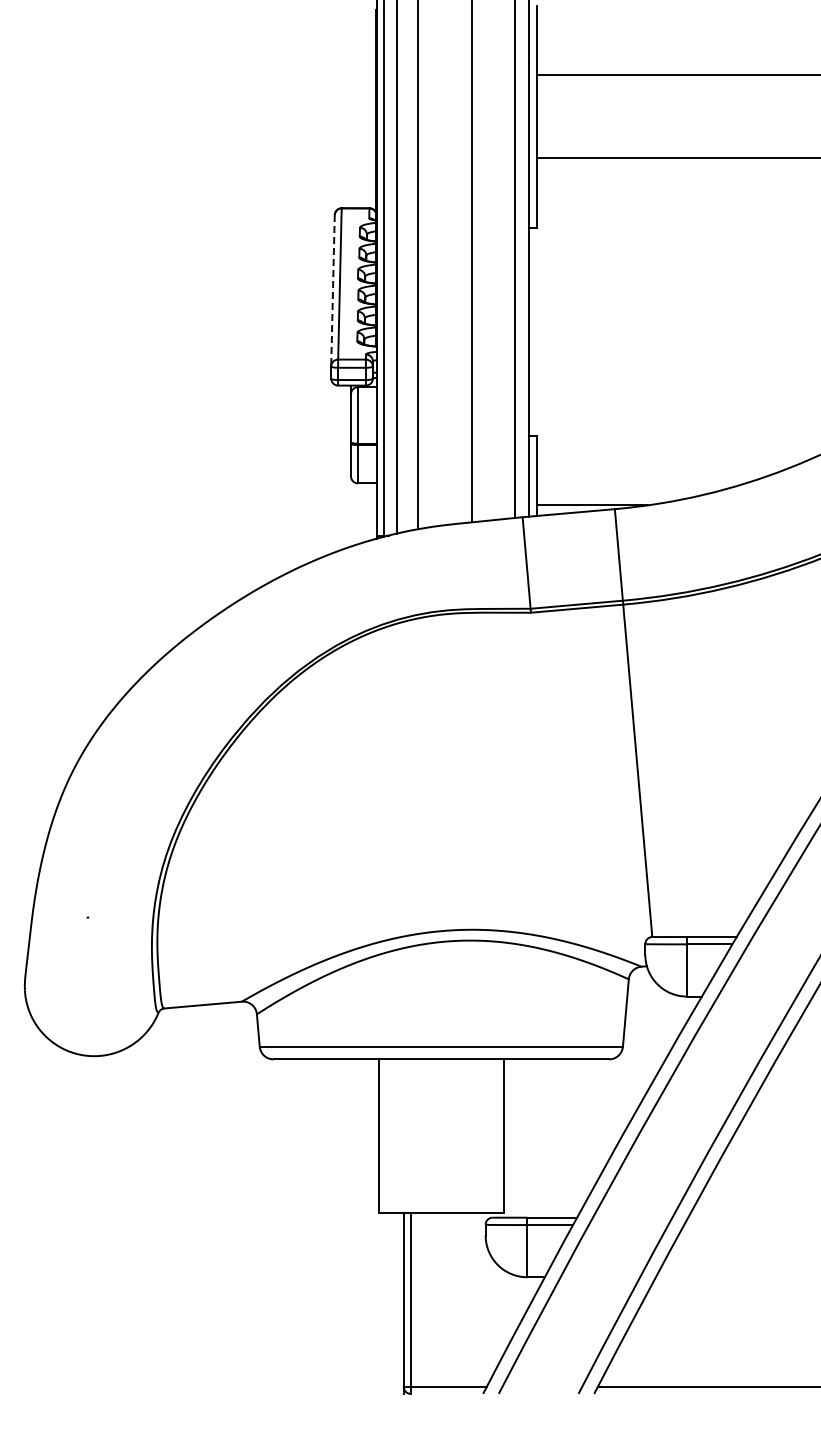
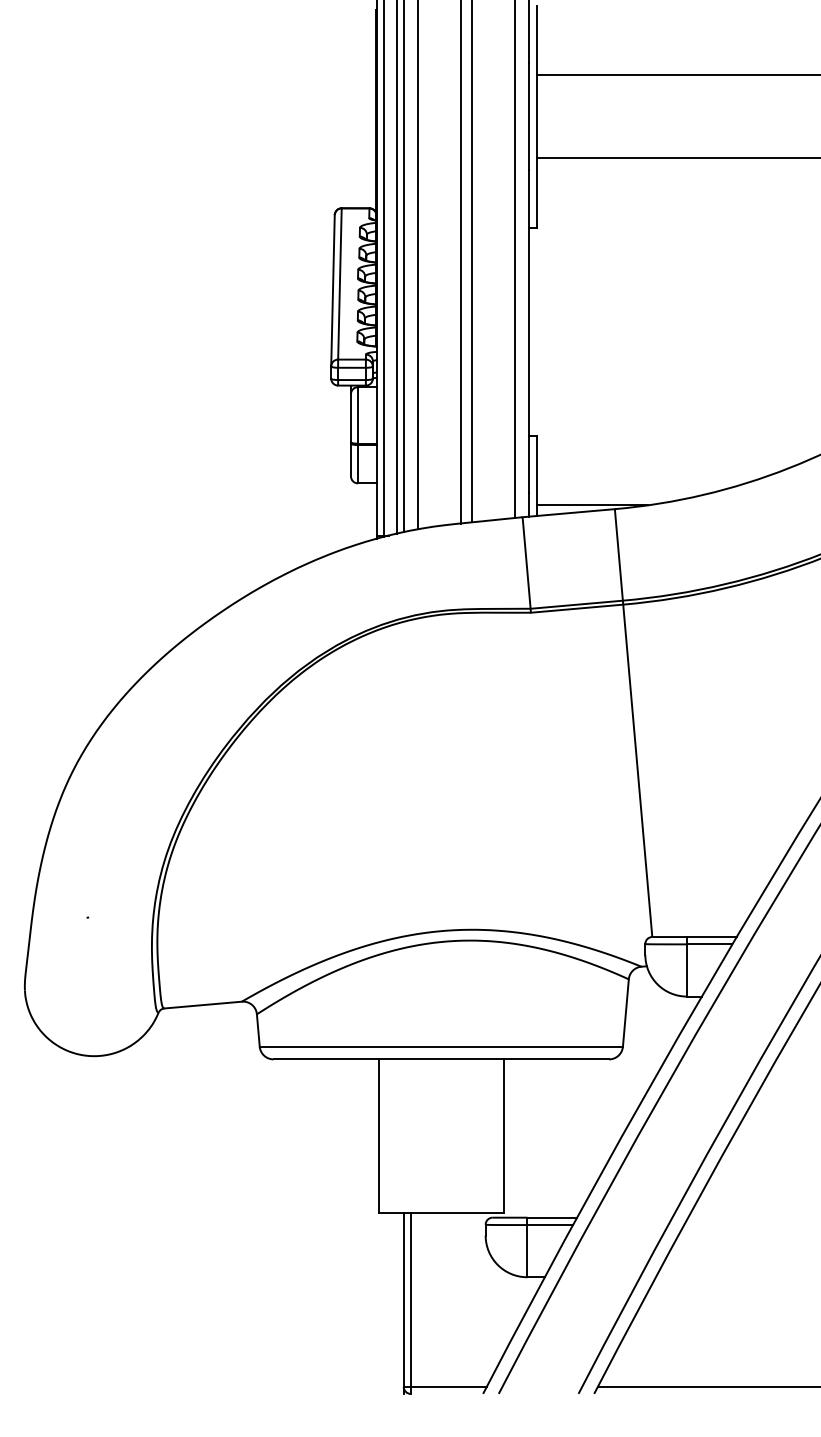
line: none -> present (460, 262)
line: none -> present (403, 267)
line: dashed -> solid (332, 290)
